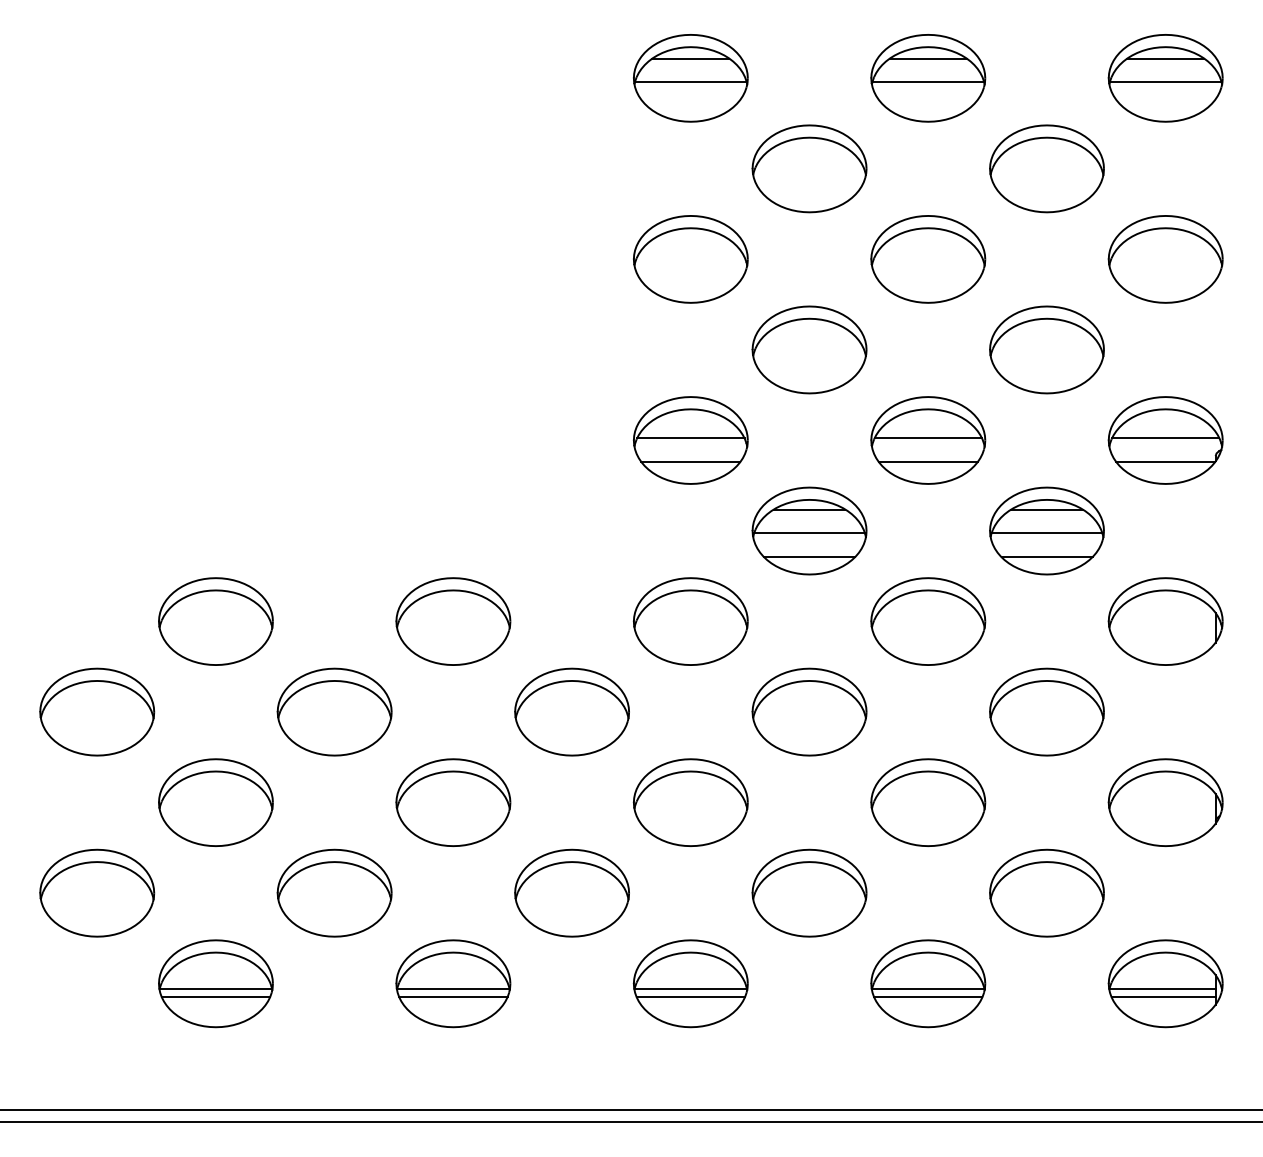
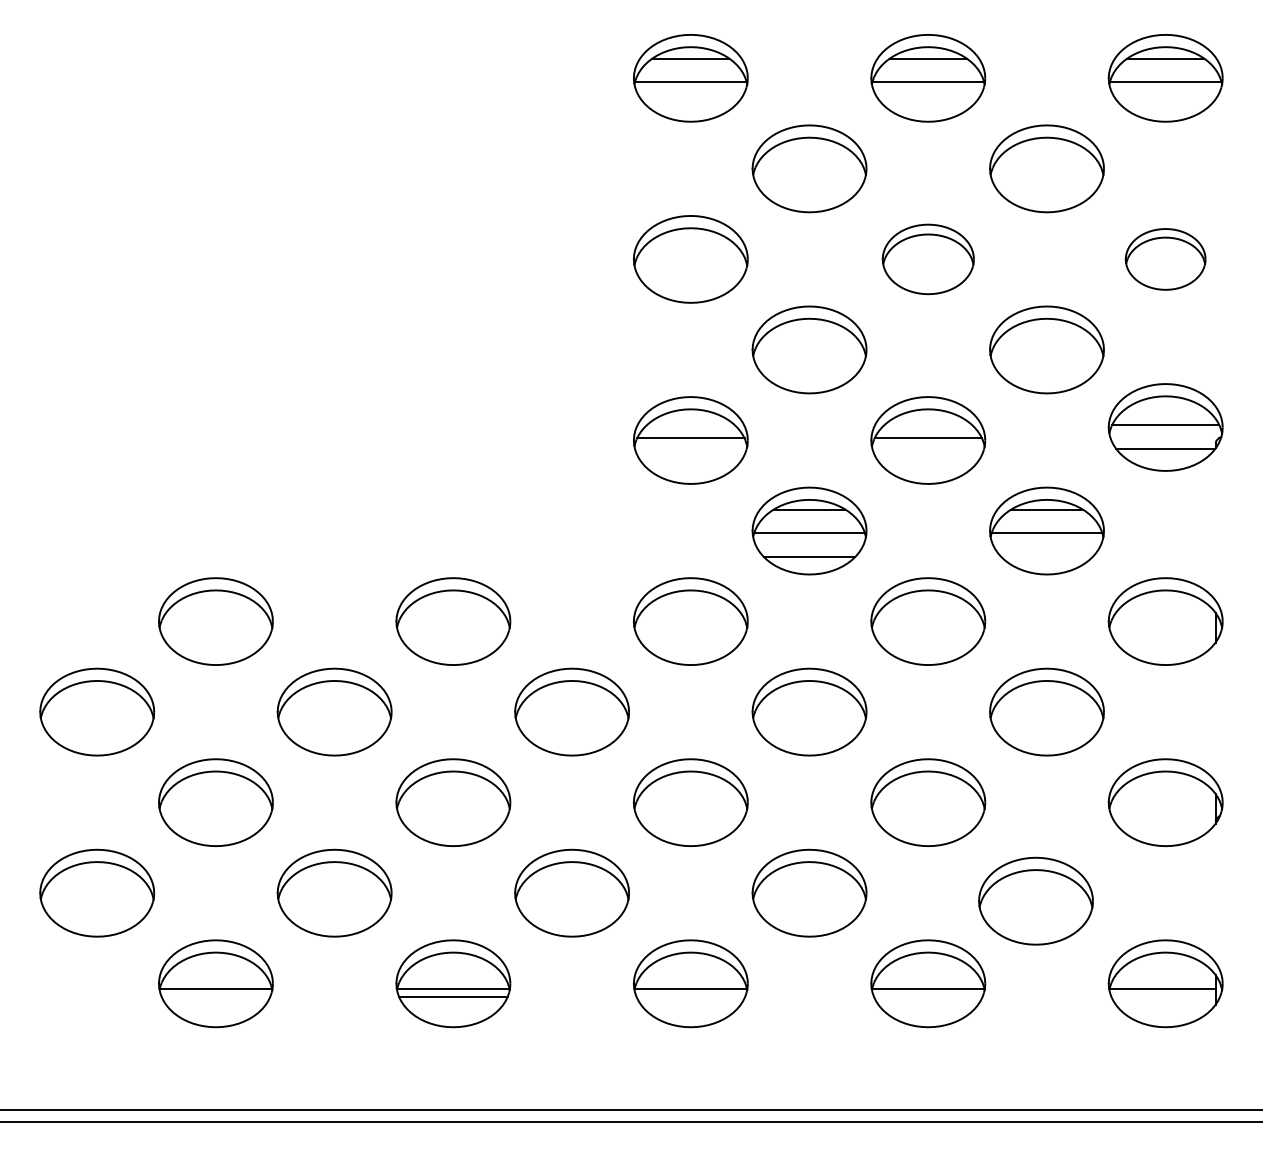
part size: 117x89 px -> 94x73 px (927, 259)
part size: 117x89 px -> 83x63 px (1165, 259)
part position: (1165, 440) -> (1165, 427) (1165, 427)
line: present -> none (690, 462)
line: present -> none (927, 462)
line: present -> none (1046, 557)
part position: (1046, 892) -> (1035, 900) (1035, 900)
line: present -> none (215, 997)
line: present -> none (690, 997)
line: present -> none (928, 997)
line: present -> none (1163, 997)
